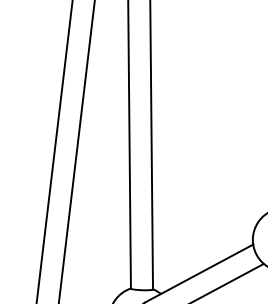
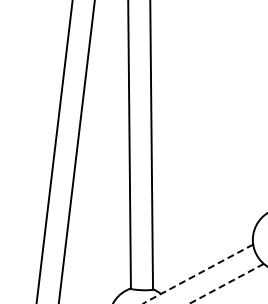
line: solid -> dashed (198, 273)
line: solid -> dashed (226, 284)
